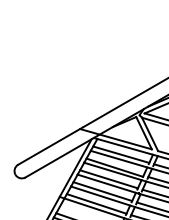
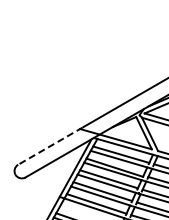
line: solid -> dashed (50, 146)
